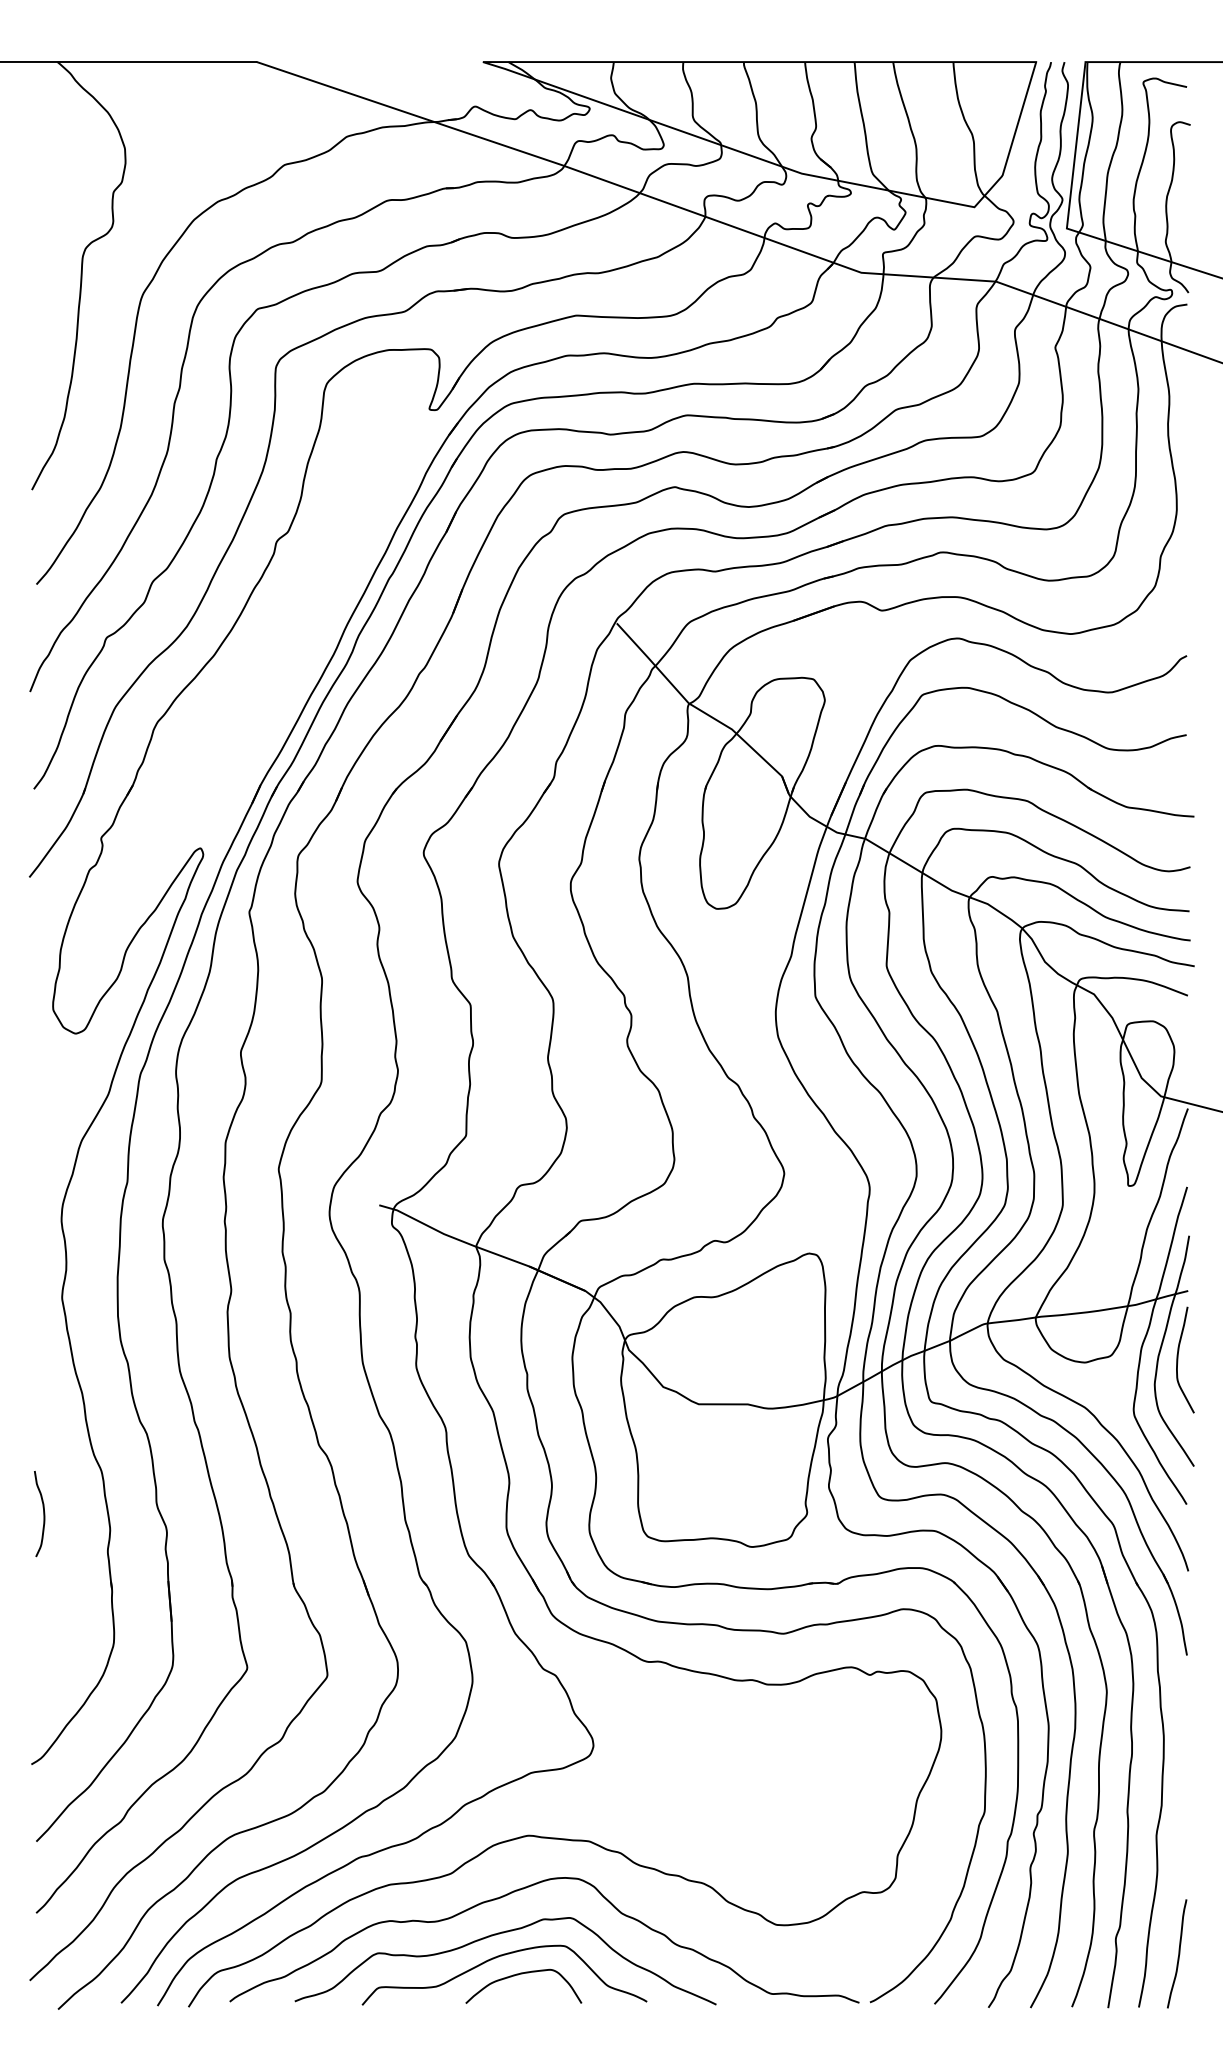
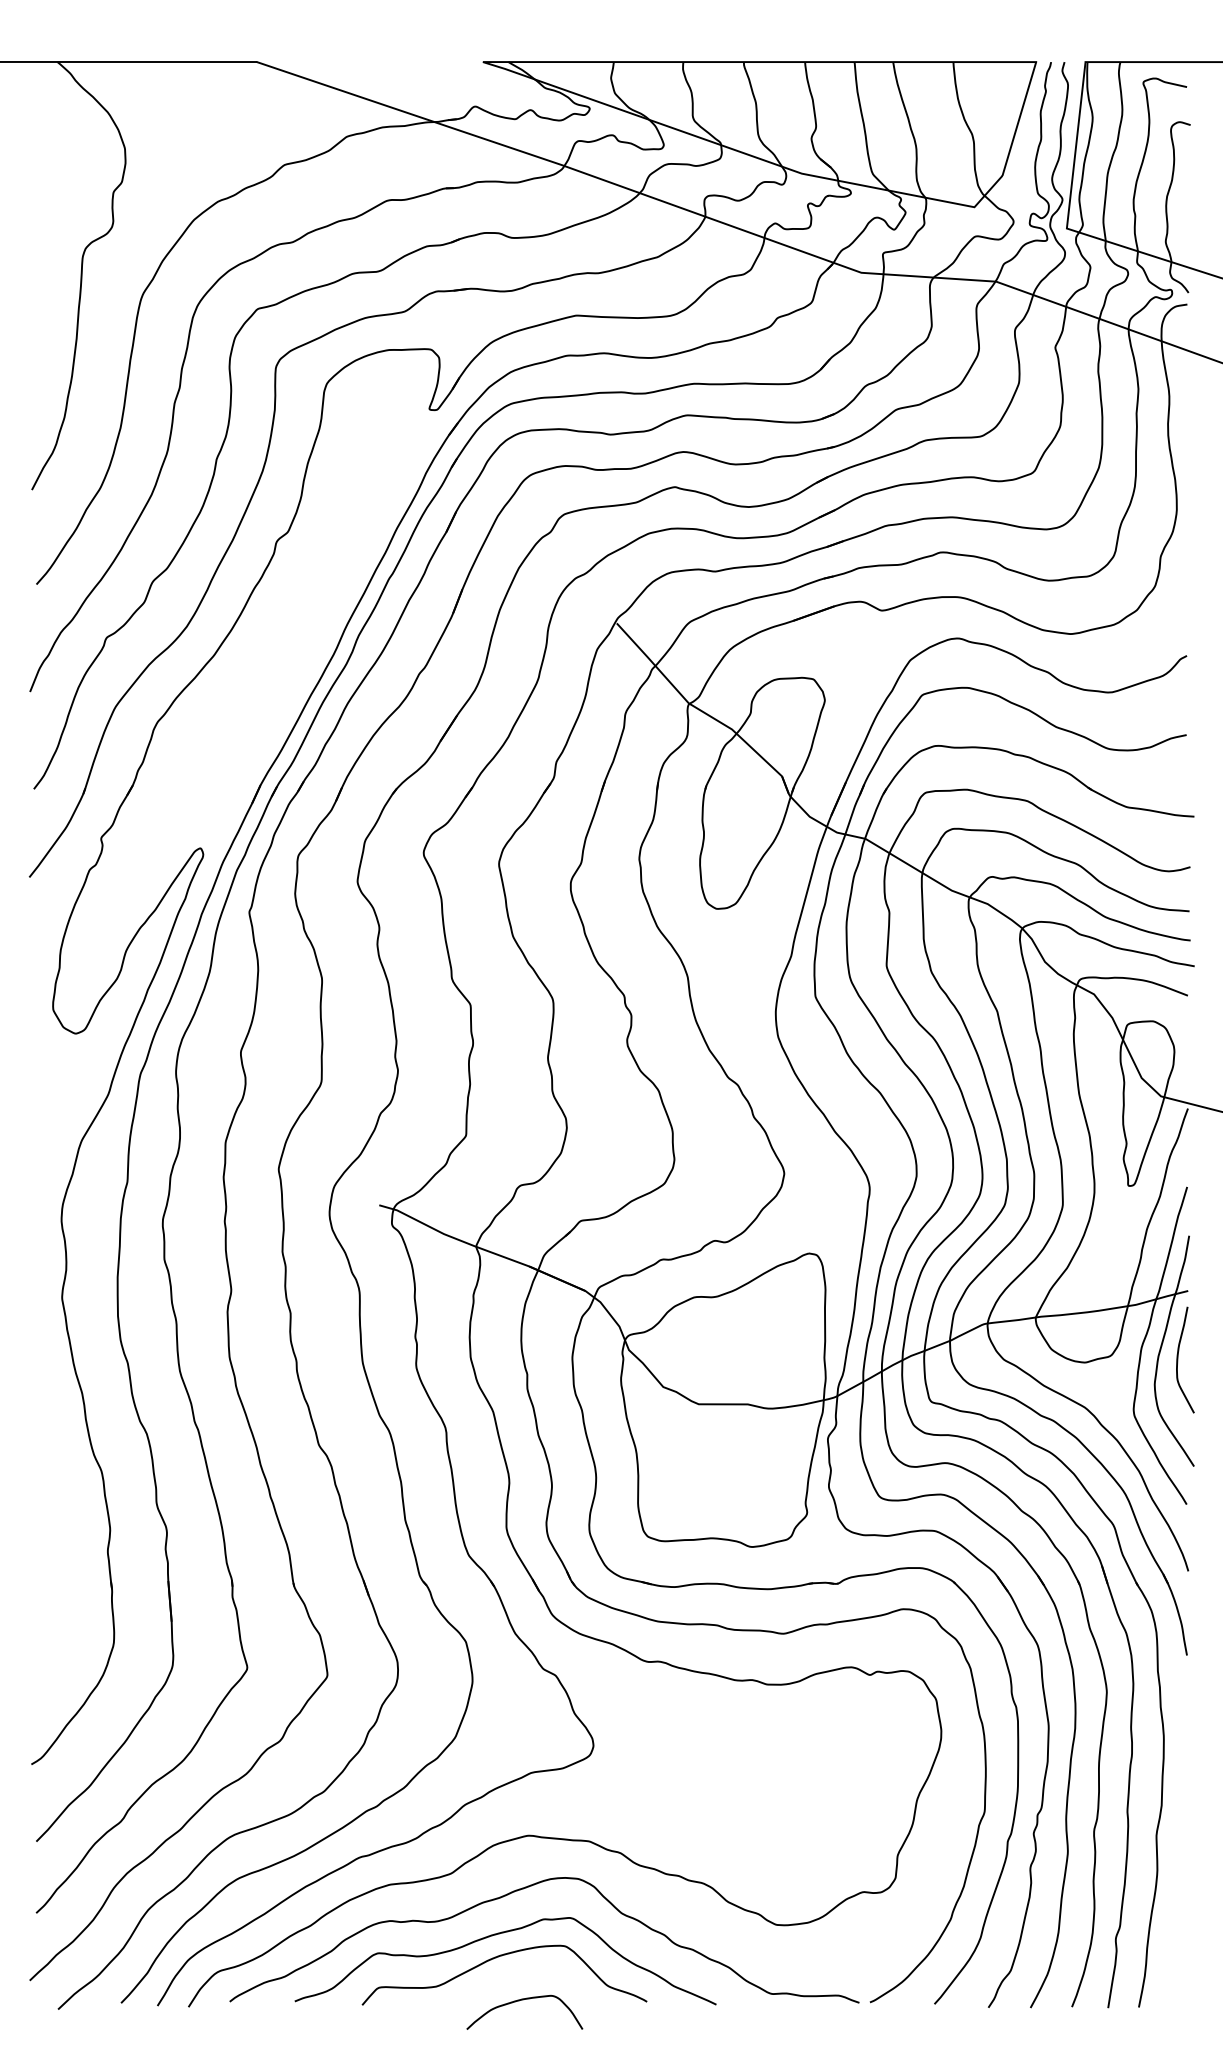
curve: present -> none (43, 1514)
curve: present -> none (1178, 1953)
curve position: (522, 1974) -> (523, 2000) (523, 2000)
